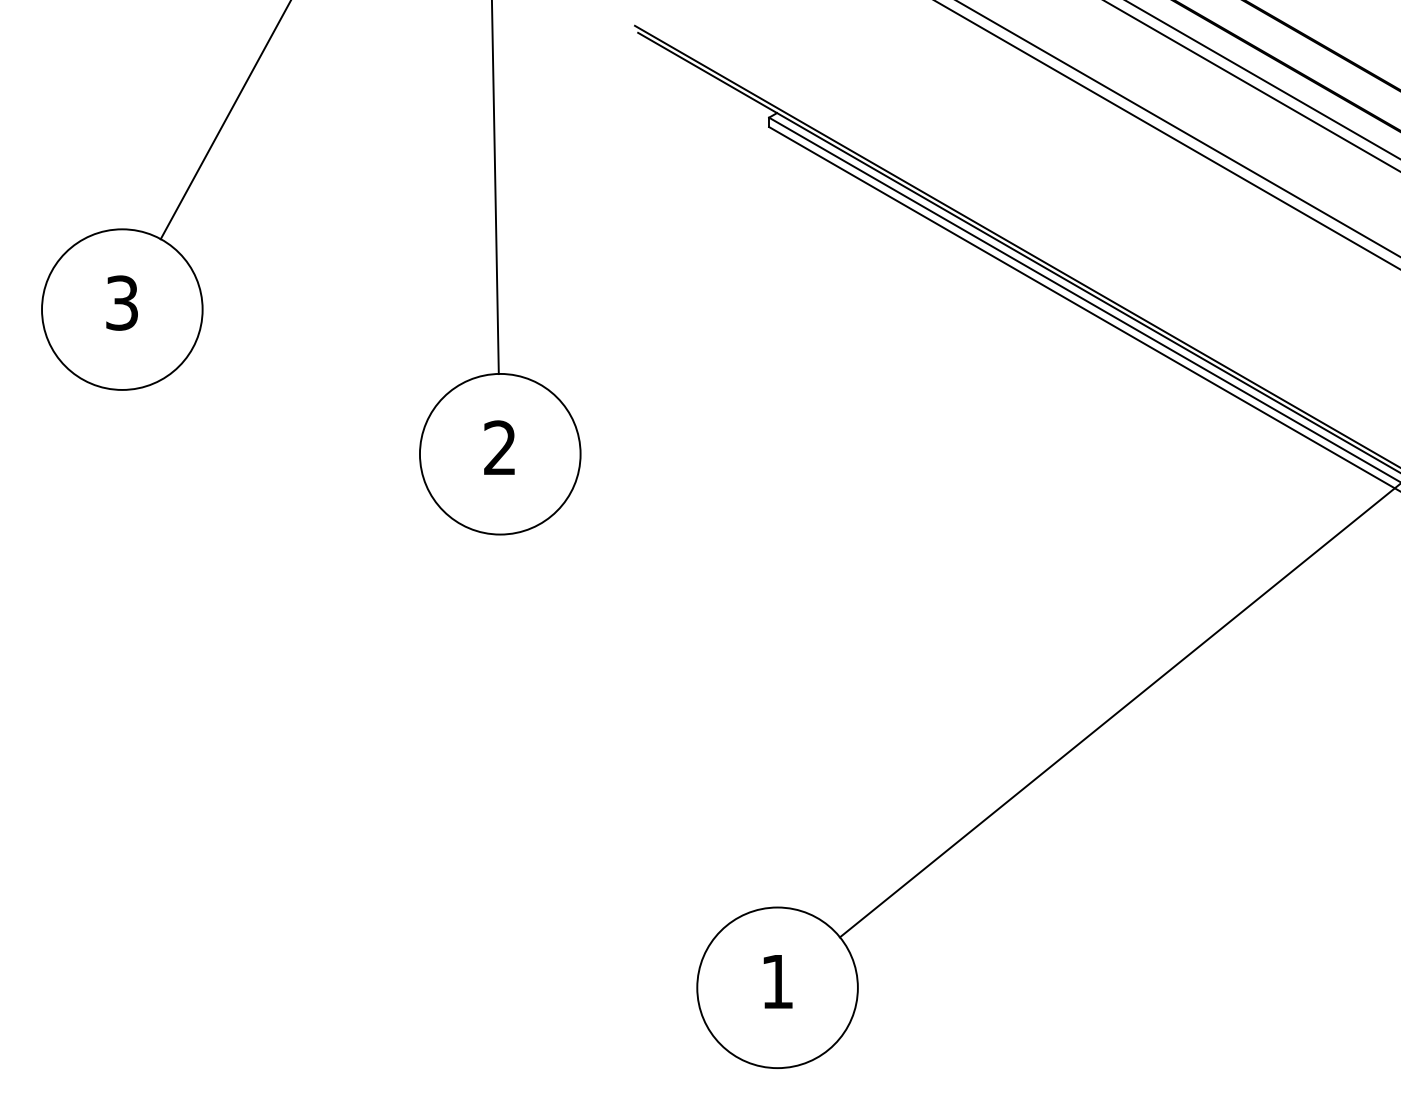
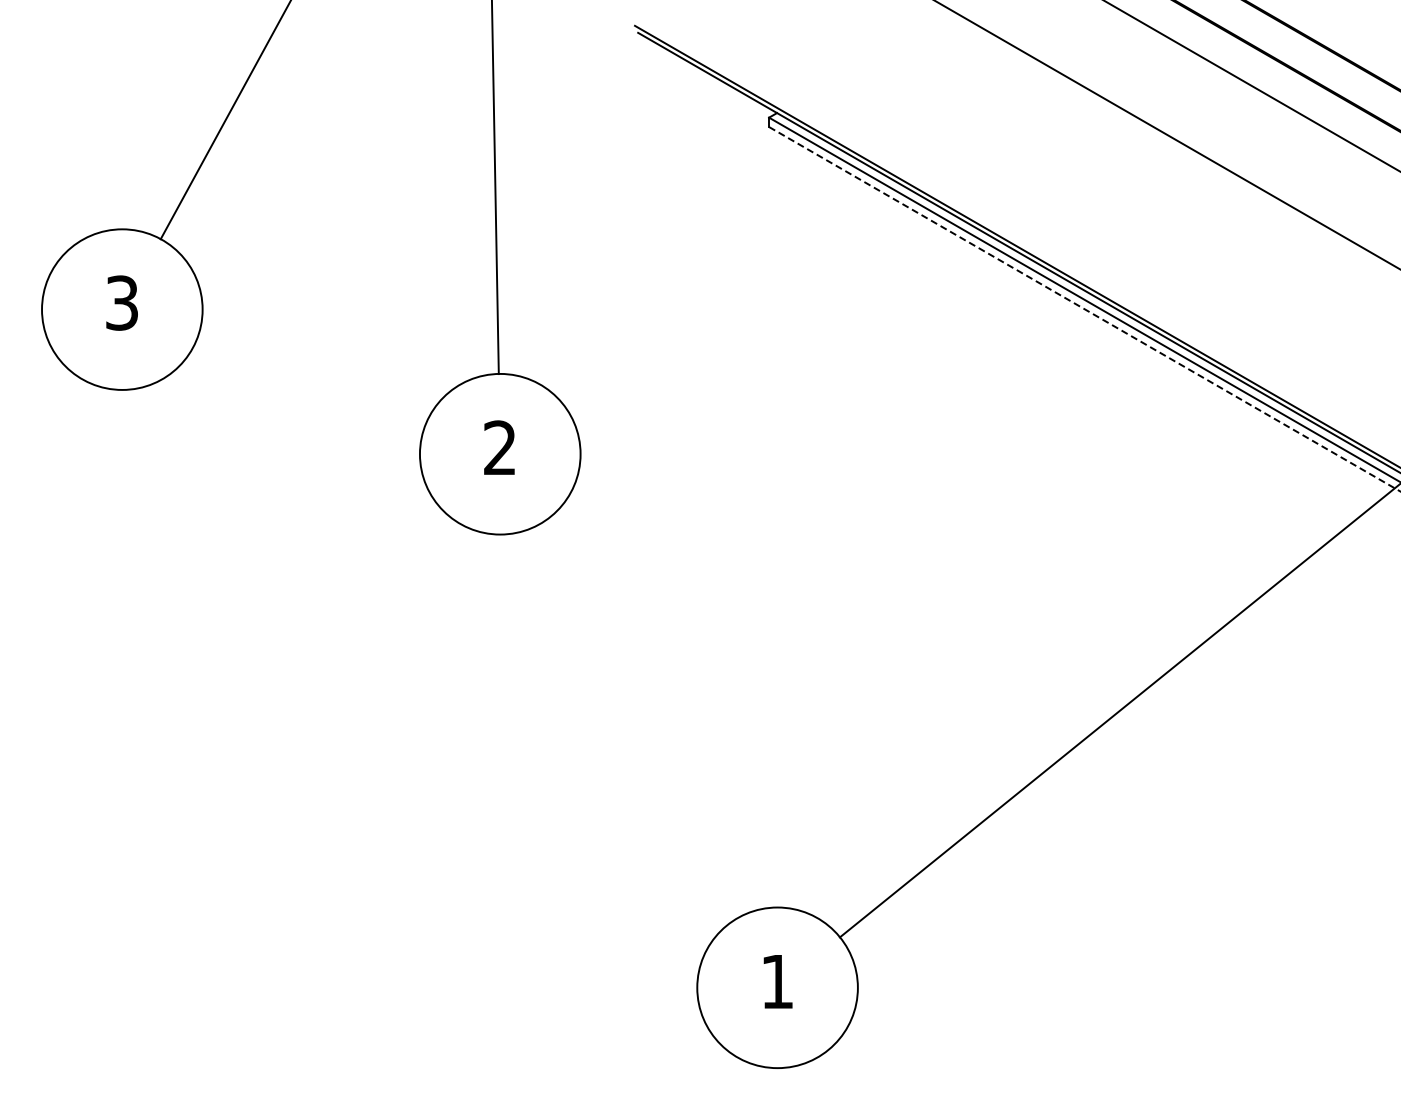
line: present -> none (1262, 79)
line: present -> none (1177, 128)
line: solid -> dashed (1085, 309)
